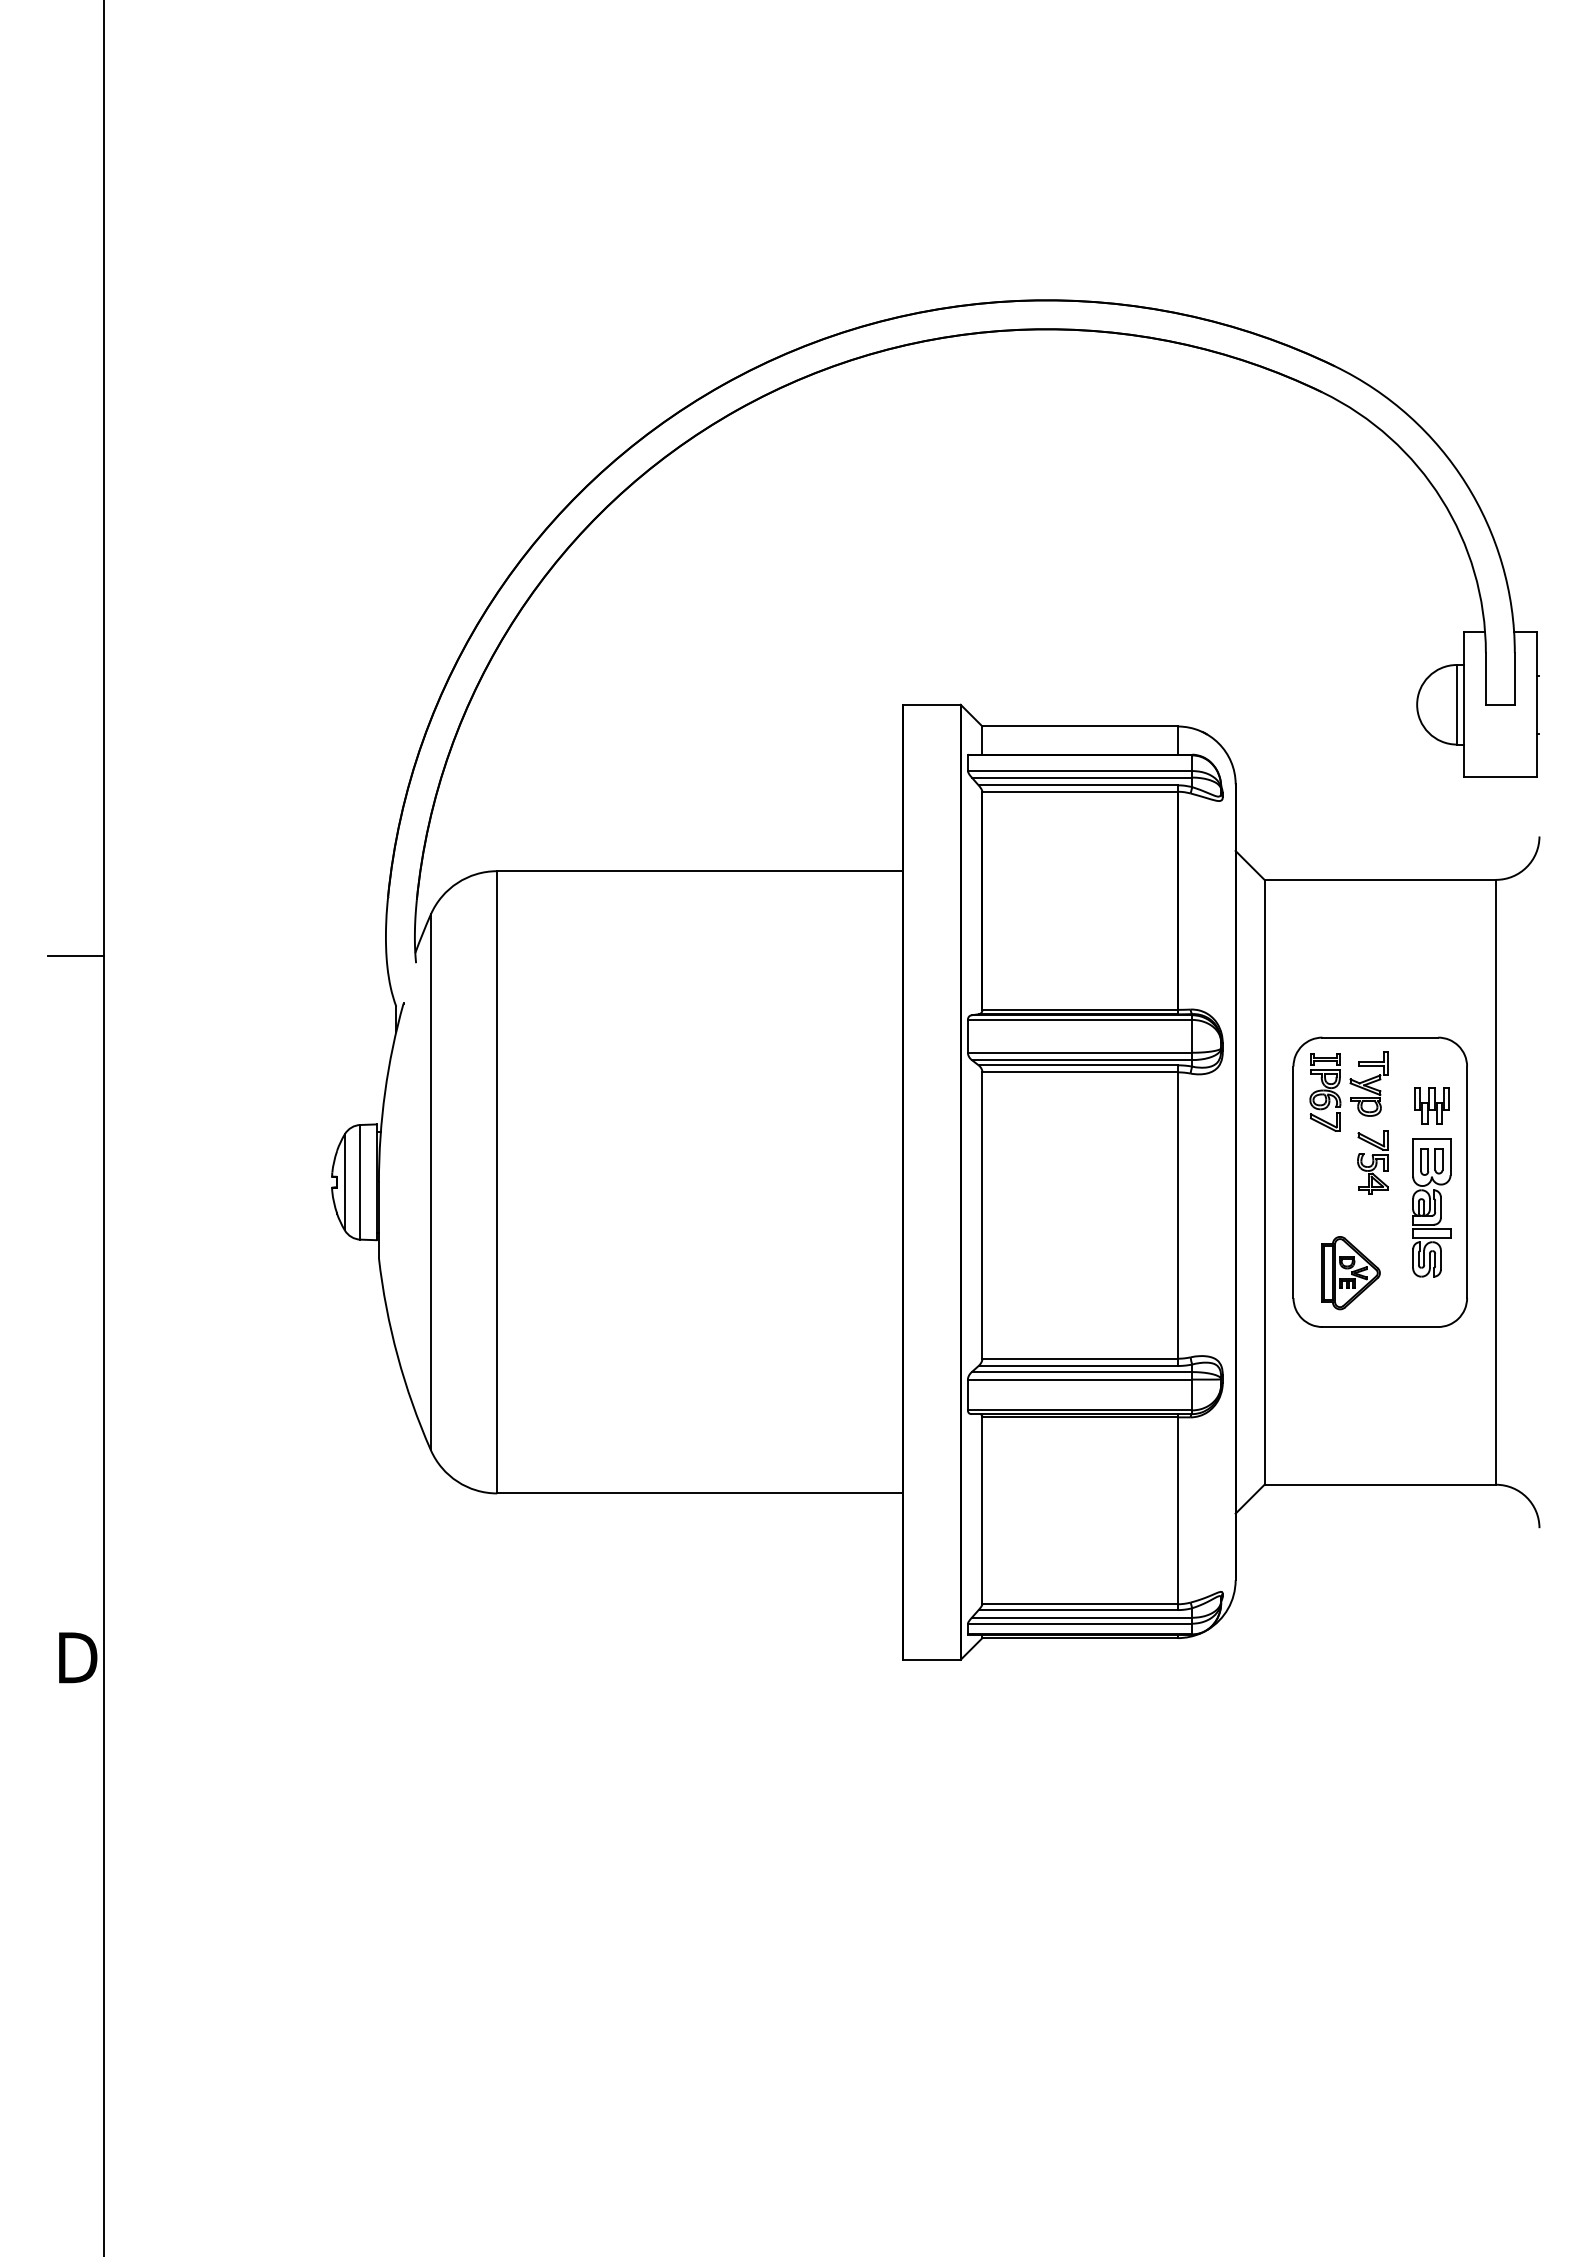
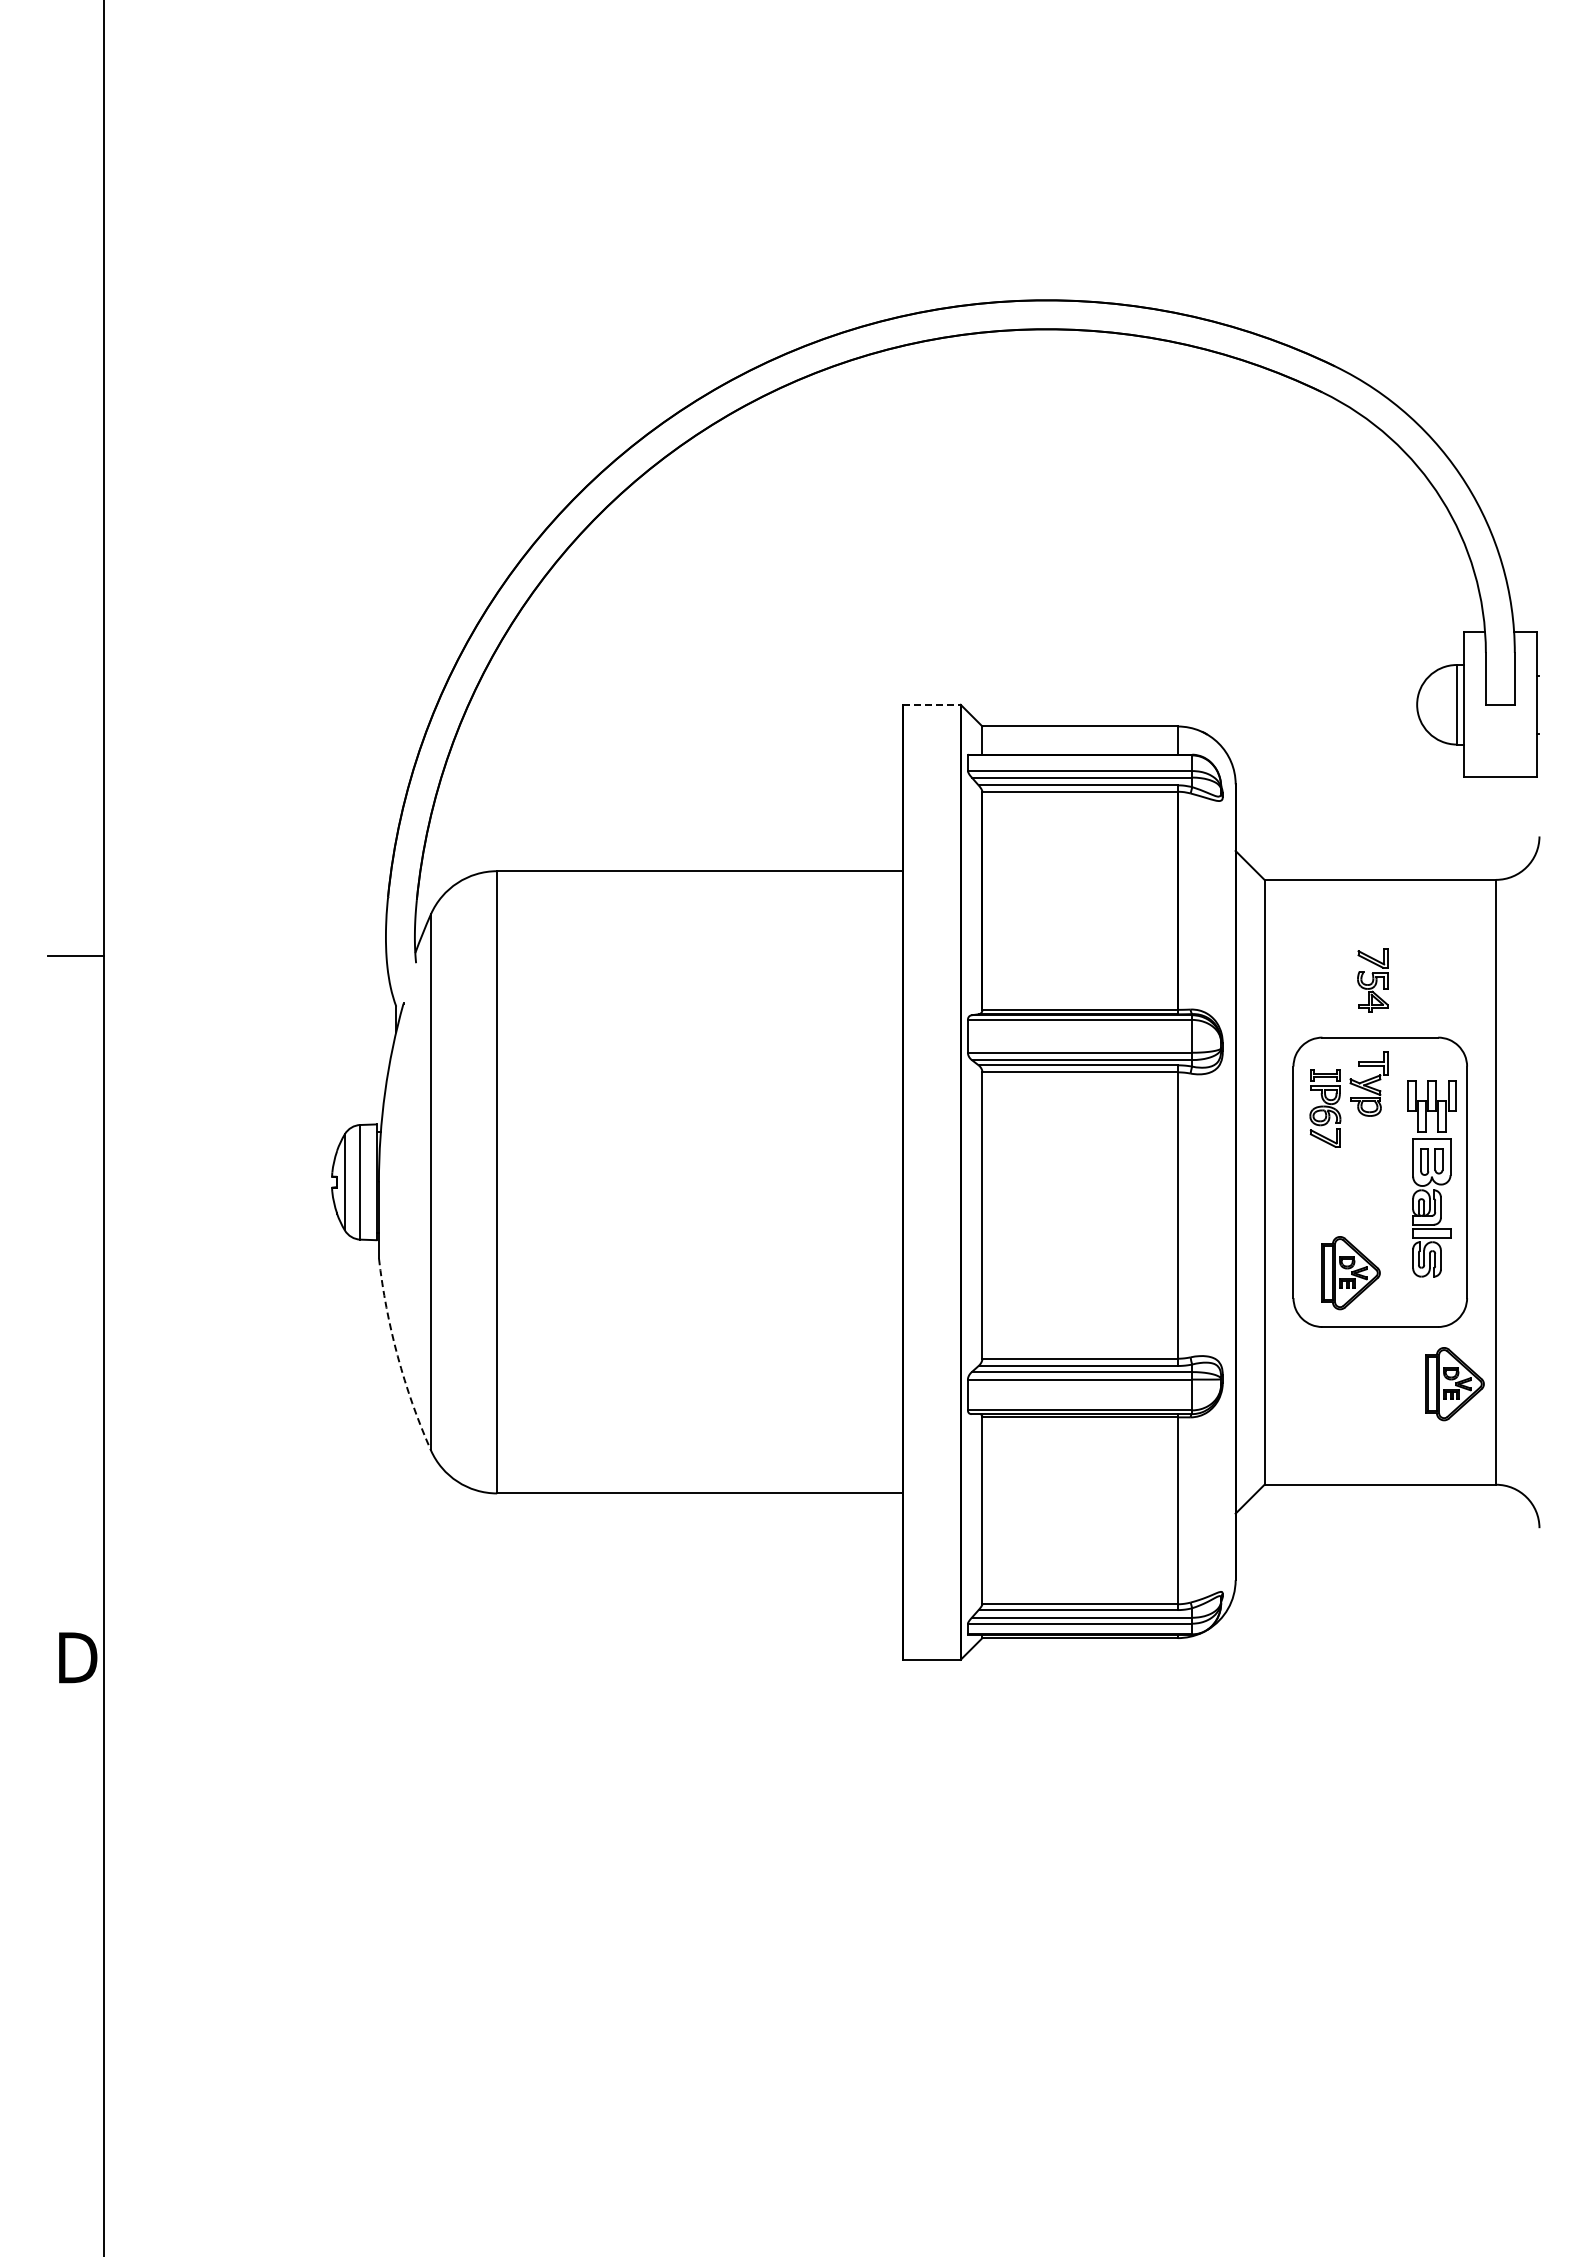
line: solid -> dashed (931, 704)
part position: (1325, 1092) -> (1325, 1108) (1325, 1108)
part size: 36x38 px -> 50x53 px (1431, 1106)
part position: (1372, 1162) -> (1372, 980) (1372, 980)
arc: solid -> dashed (397, 1356)
part: none -> present (1454, 1384)
